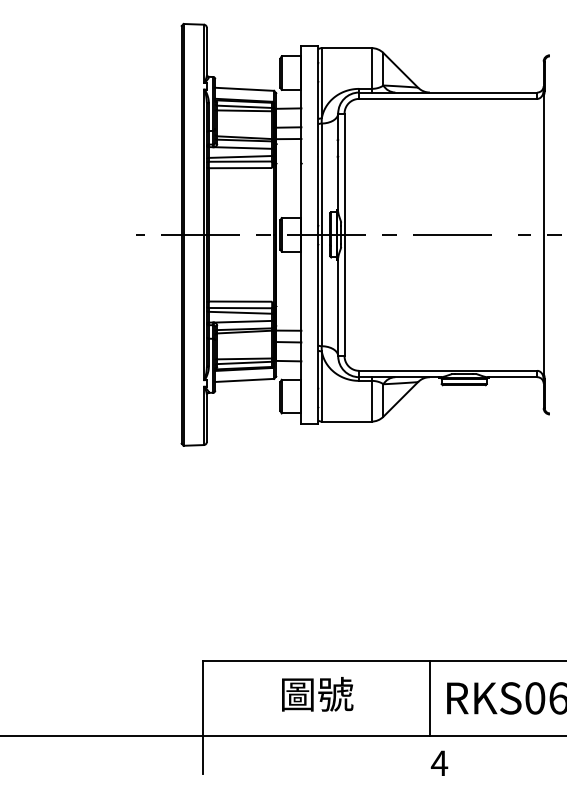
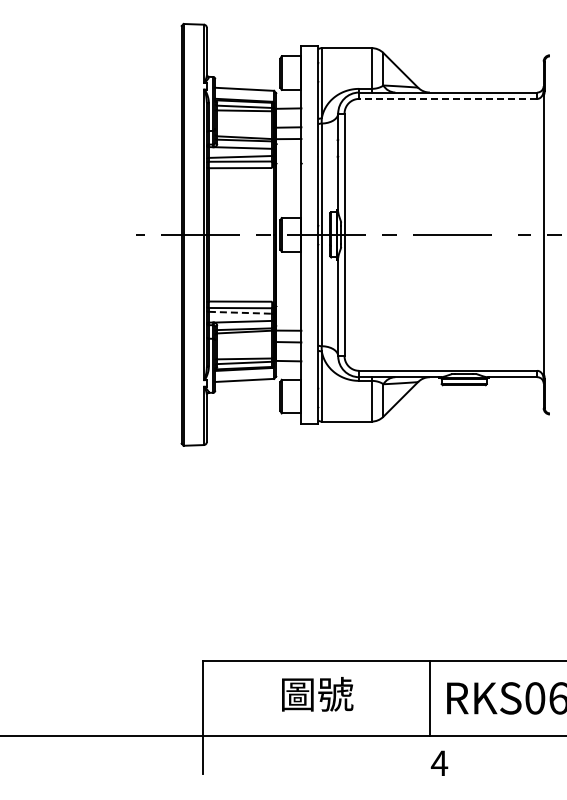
line: solid -> dashed (447, 98)
line: solid -> dashed (240, 312)
